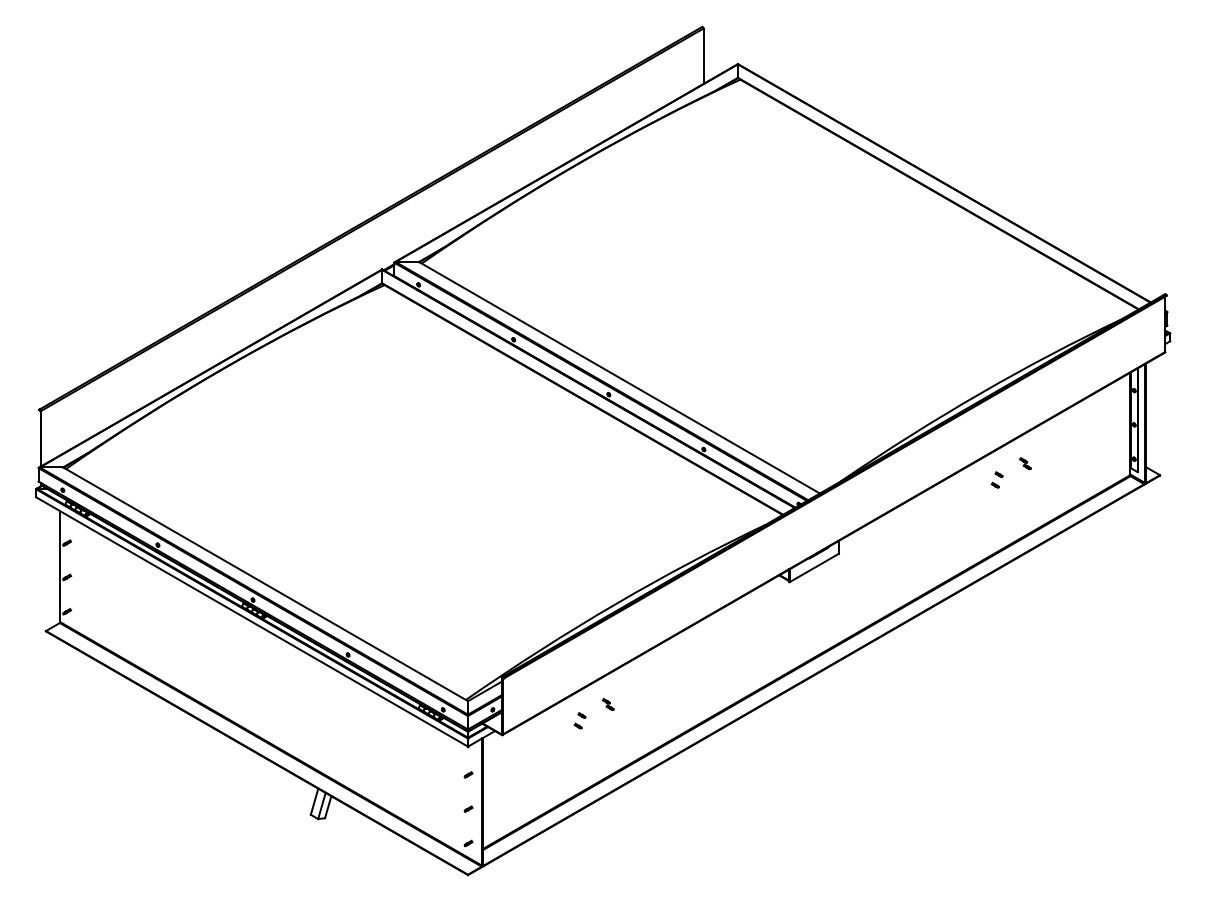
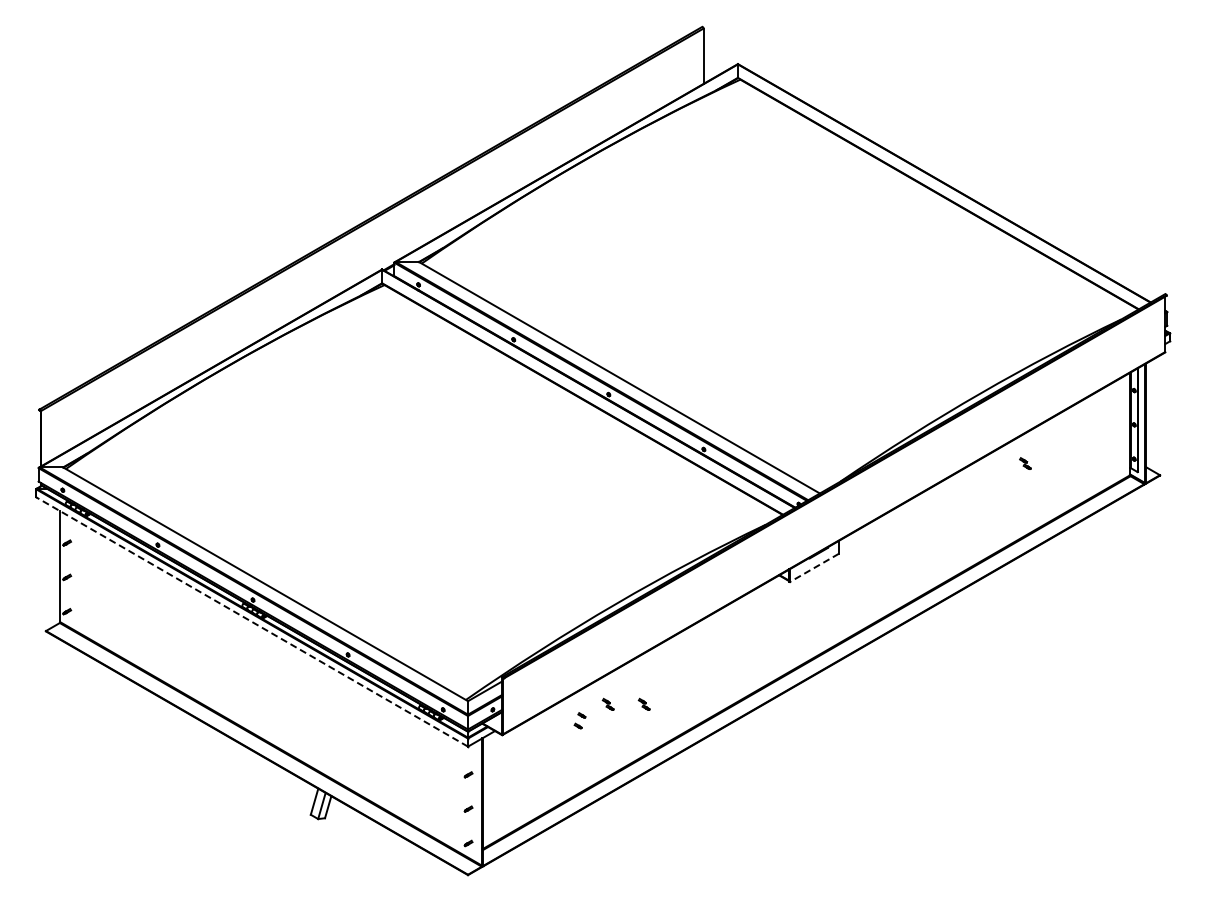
part: present -> none (996, 479)
line: solid -> dashed (813, 568)
line: solid -> dashed (251, 621)
part: none -> present (643, 703)
